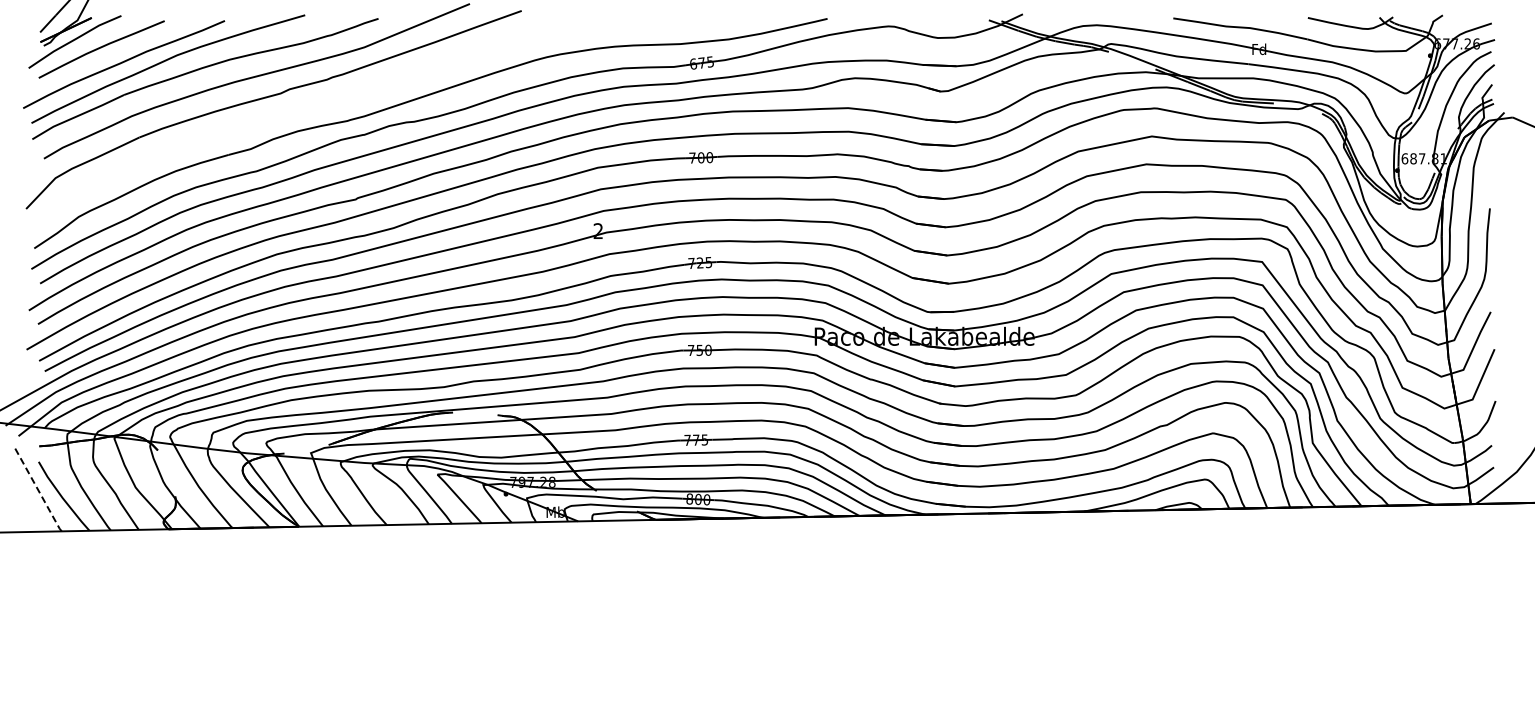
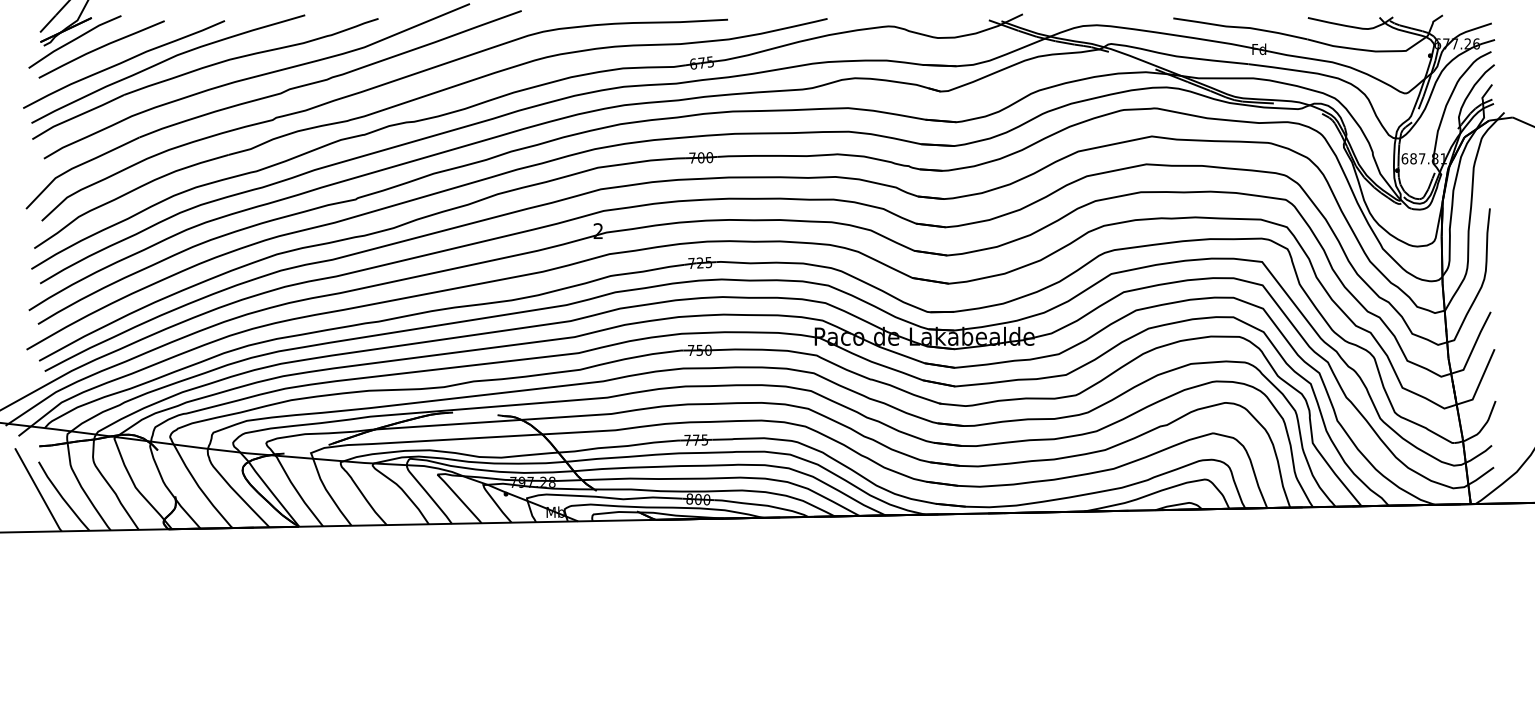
curve: none -> present (375, 88)
line: dashed -> solid (38, 490)
